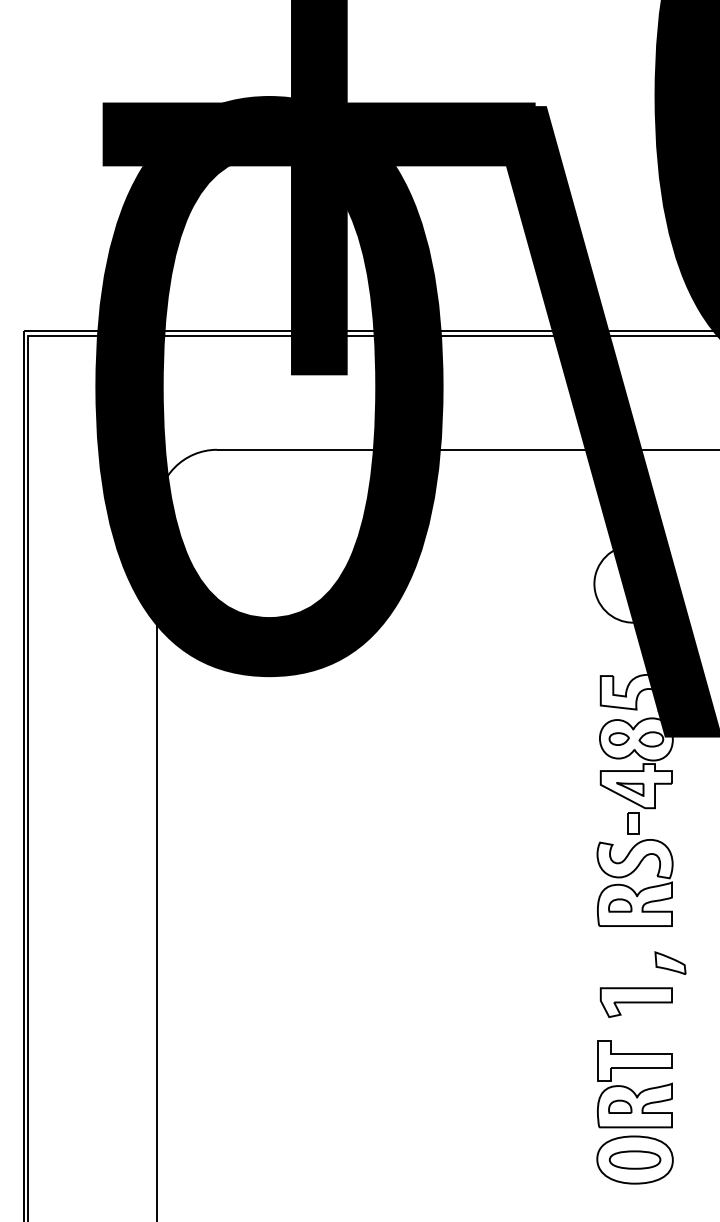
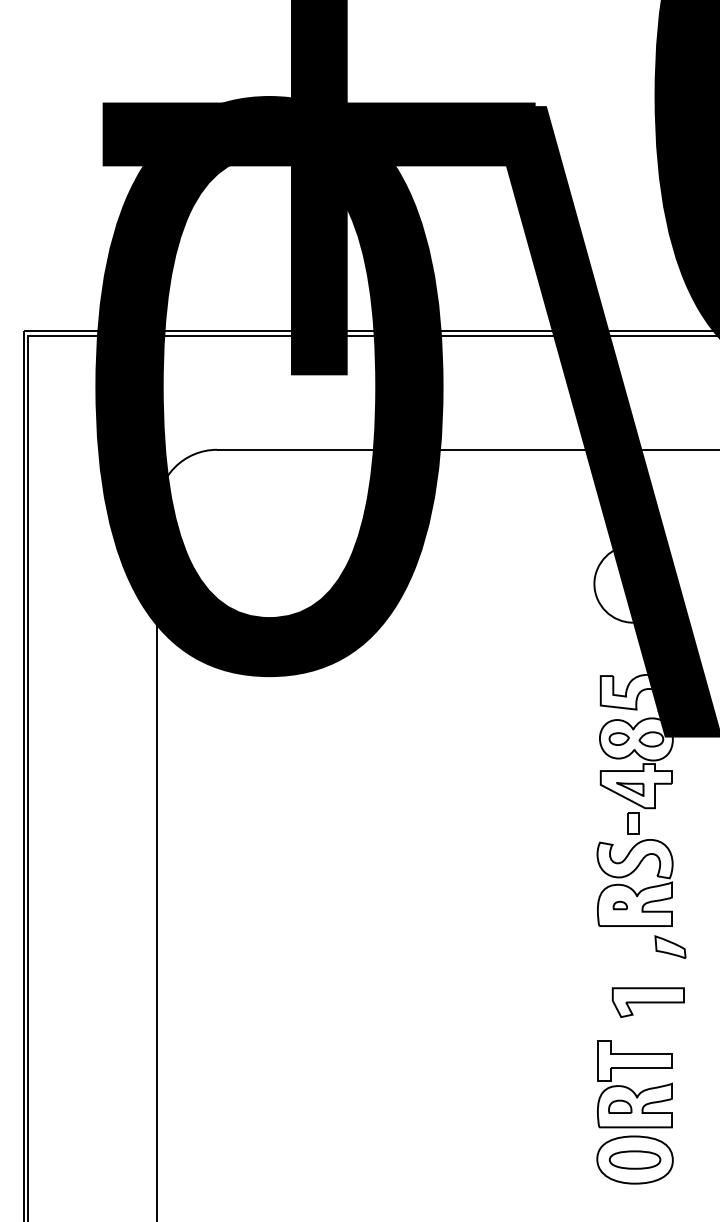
part size: 25x15 px -> 16x11 px (619, 905)
part position: (670, 962) -> (670, 946) (670, 946)
part position: (635, 1002) -> (647, 1002) (647, 1002)
